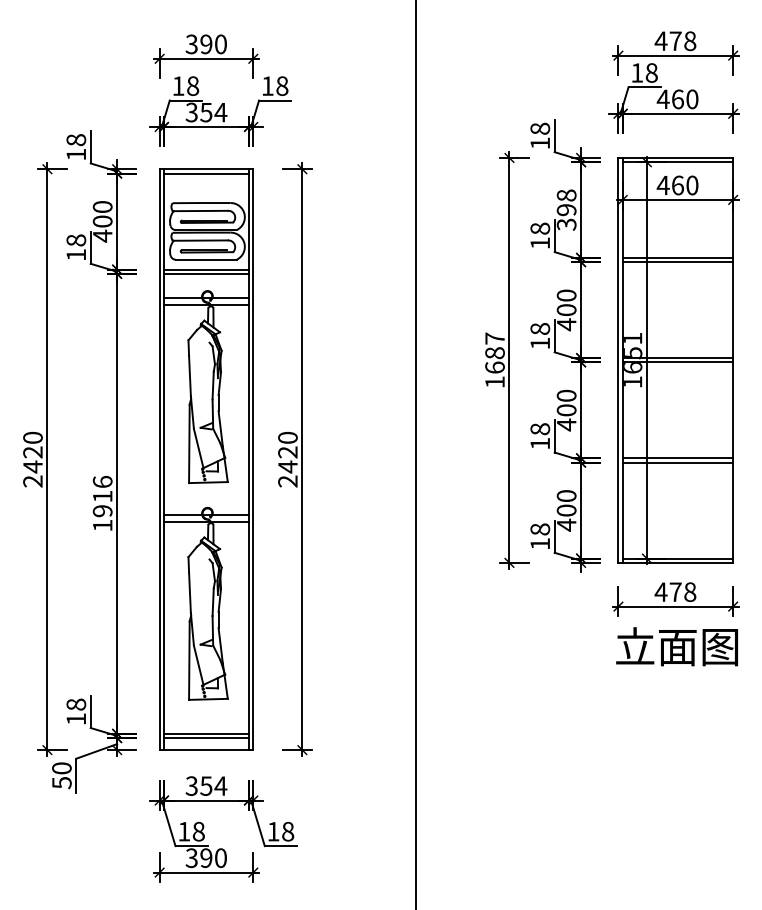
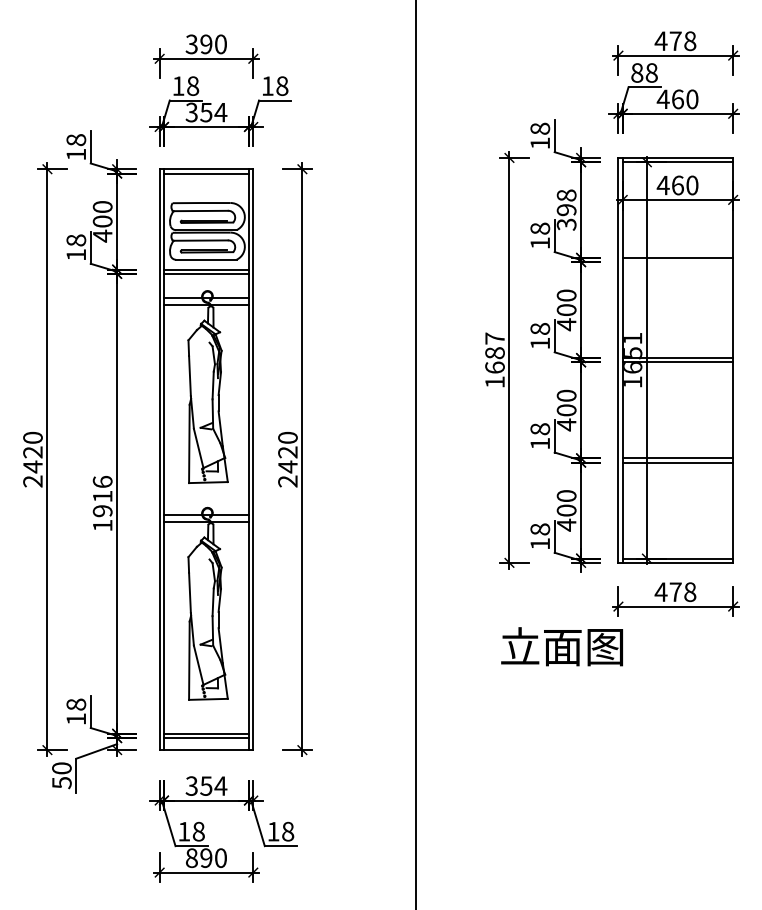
text: 18 -> 88 (637, 72)
line: present -> none (677, 262)
text position: (676, 646) -> (561, 646) (561, 646)
text: 390 -> 890 (191, 857)
